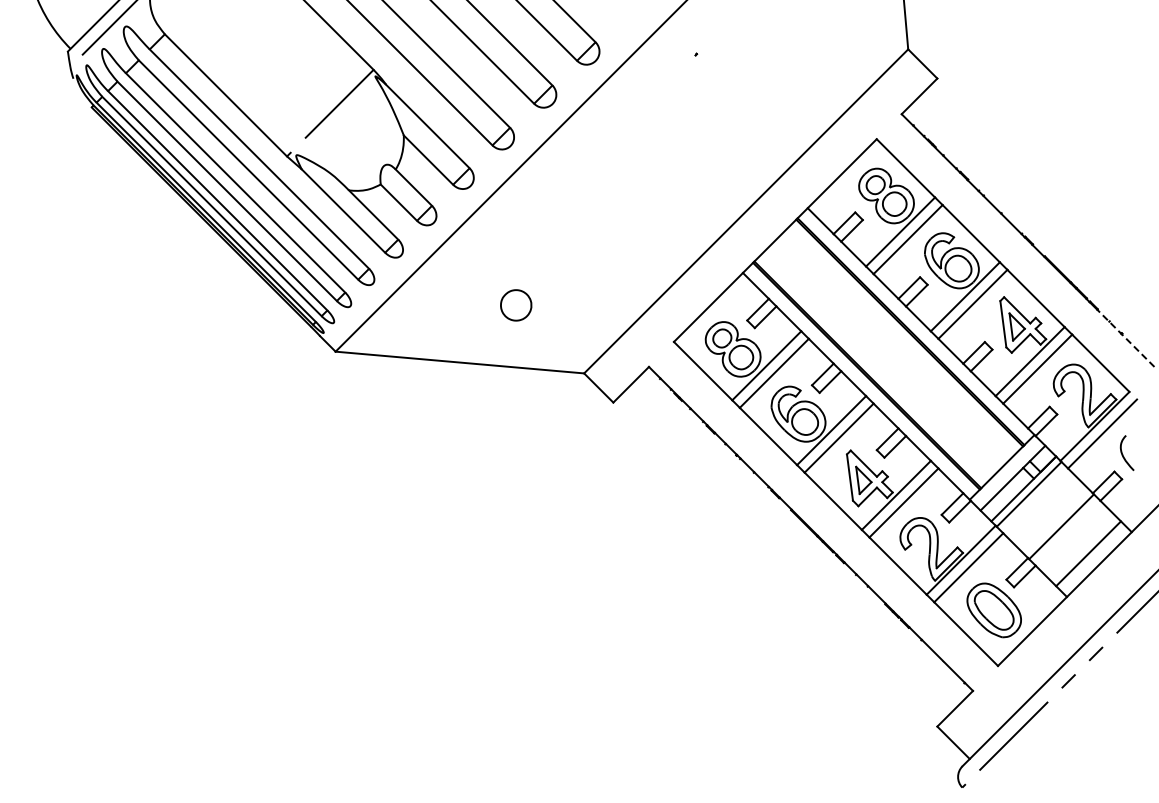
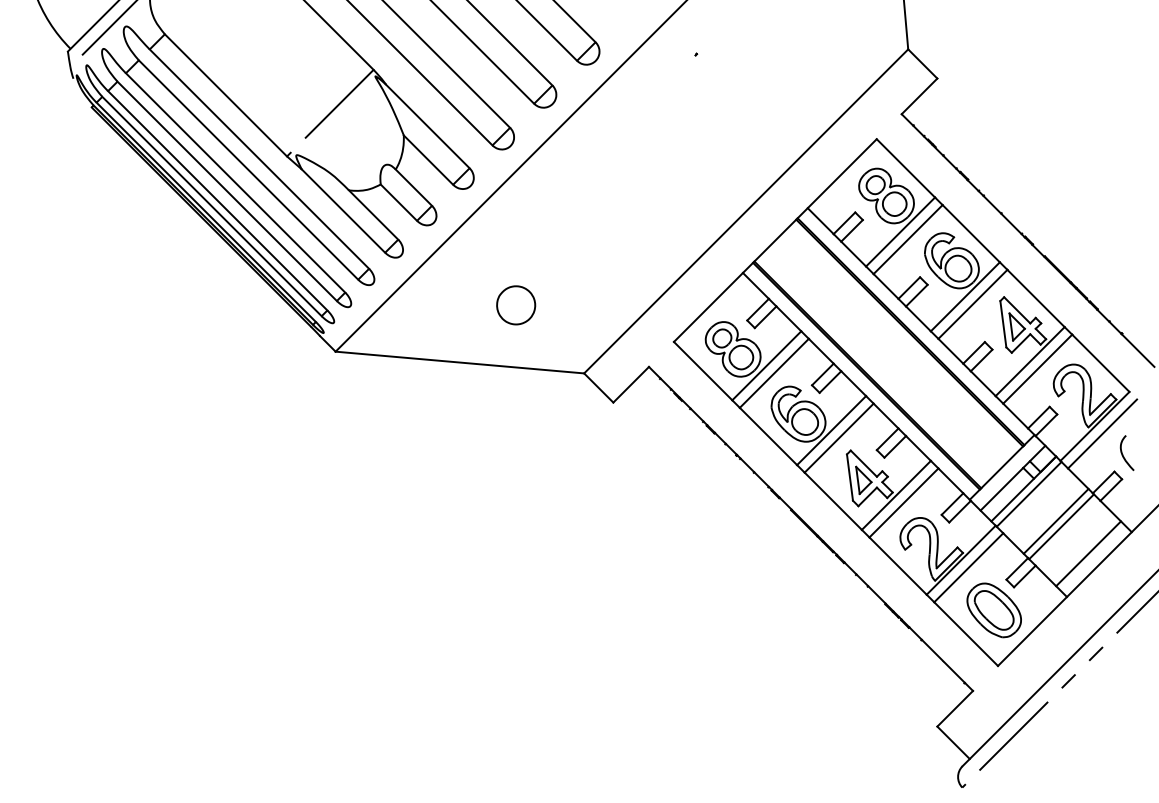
part size: 33x33 px -> 41x41 px (516, 305)
line: dashed -> solid (1125, 337)
line: none -> present (1055, 520)
